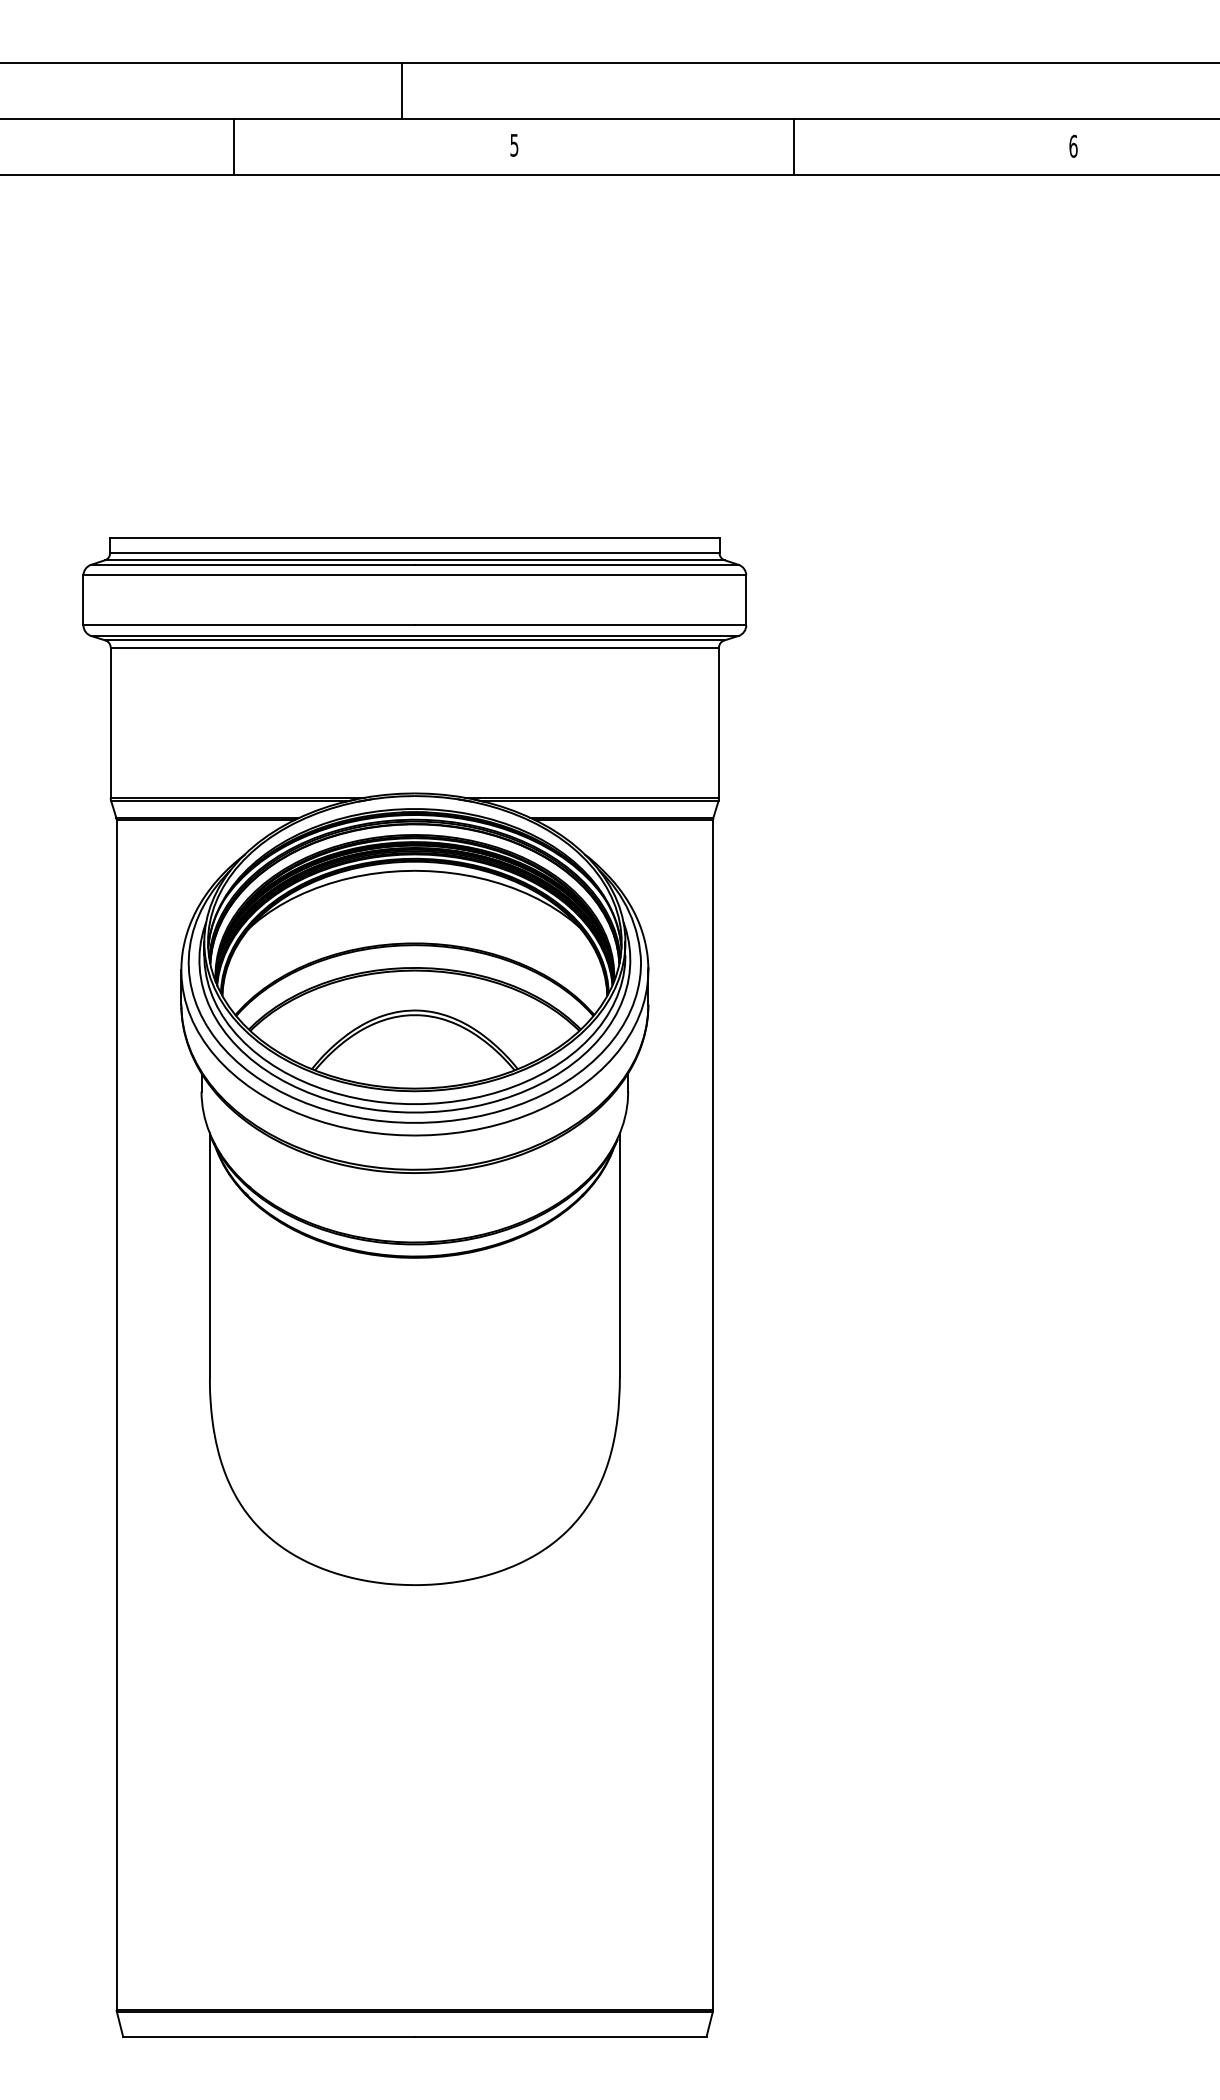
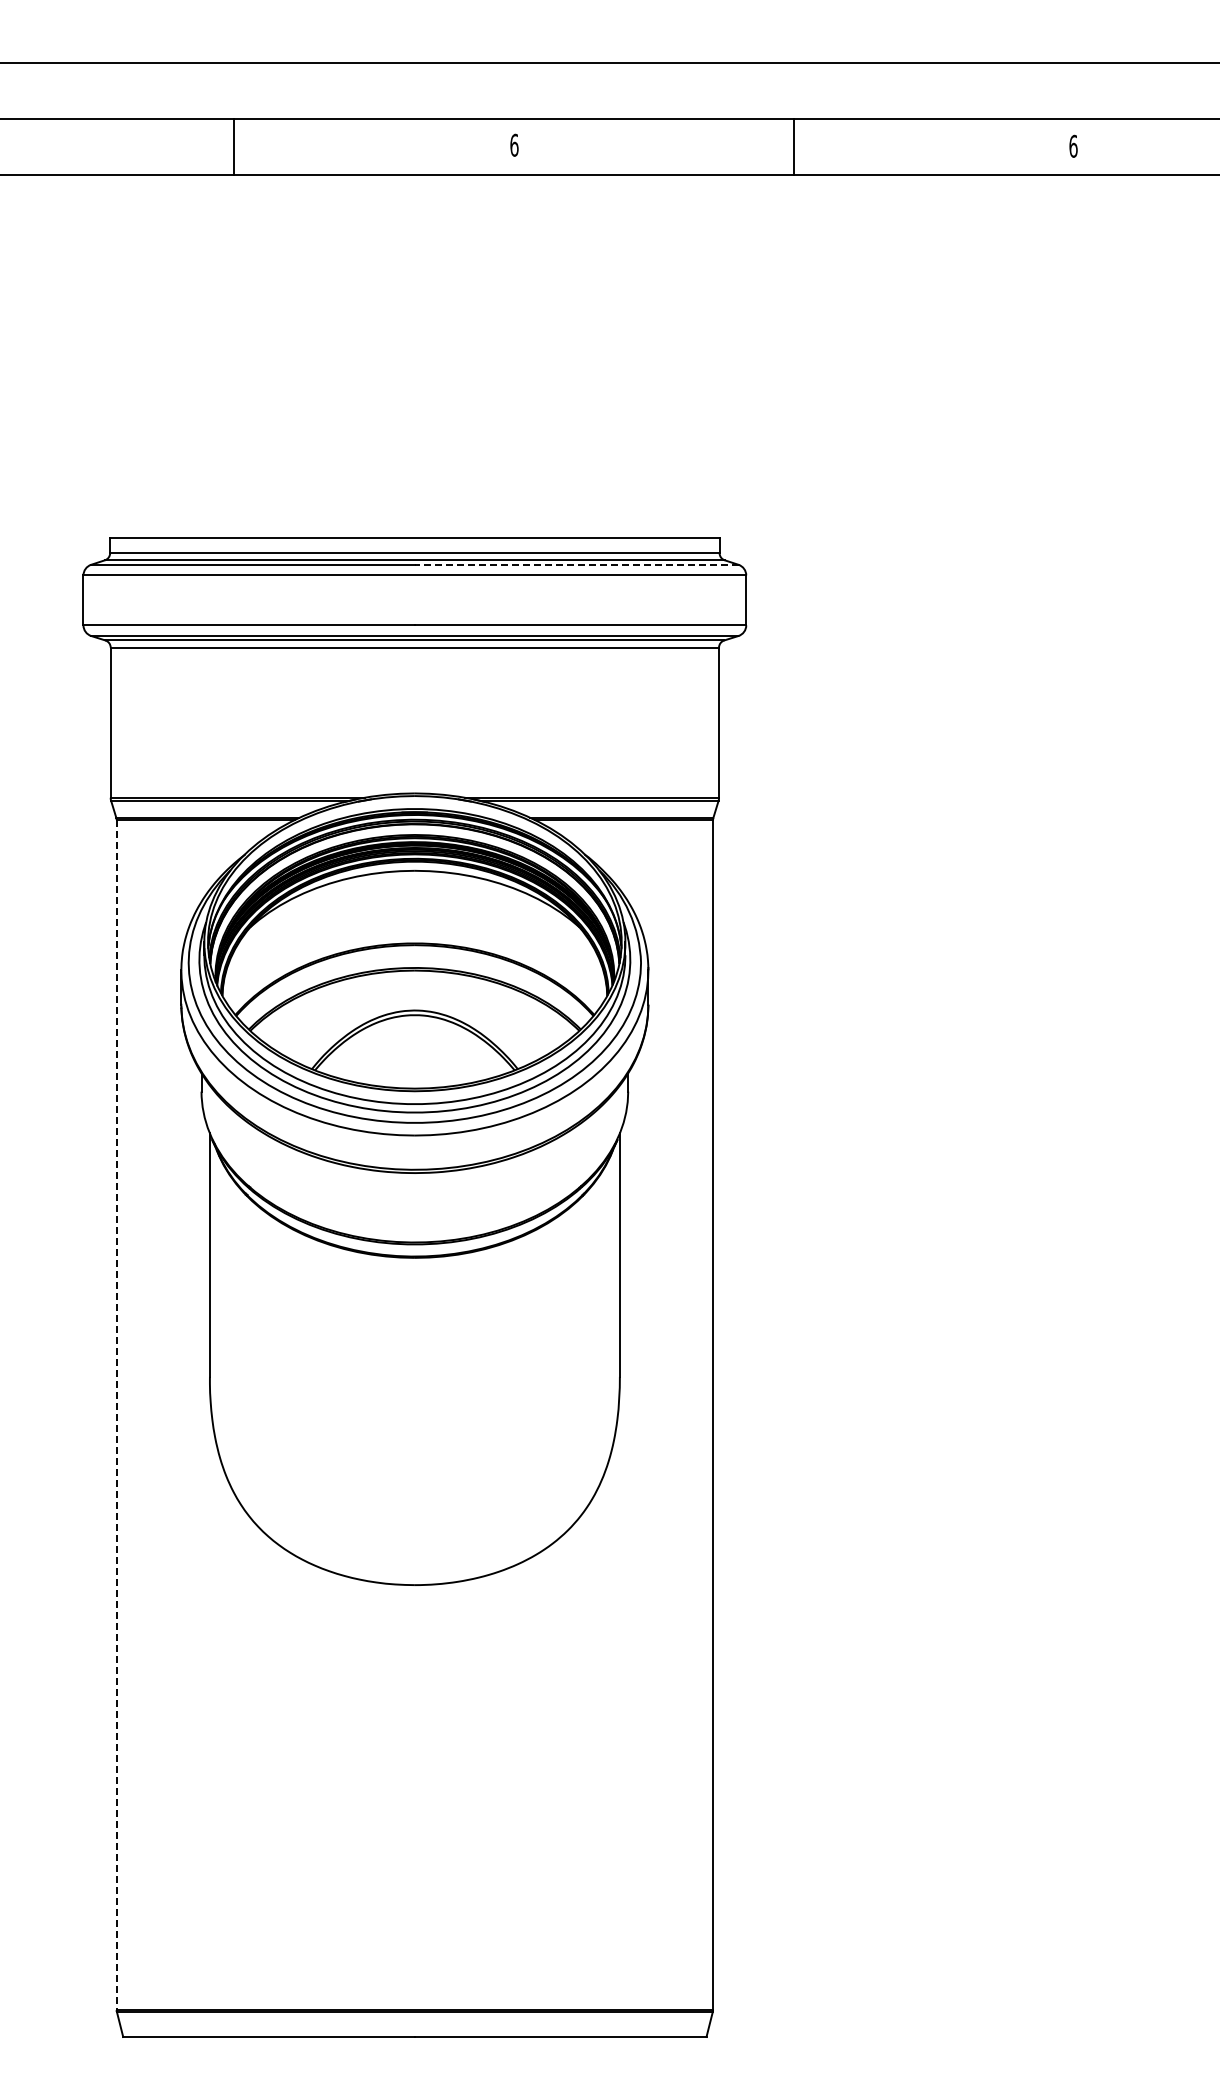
line: present -> none (402, 90)
text: 5 -> 6 (514, 144)
line: solid -> dashed (576, 564)
line: solid -> dashed (116, 1415)
